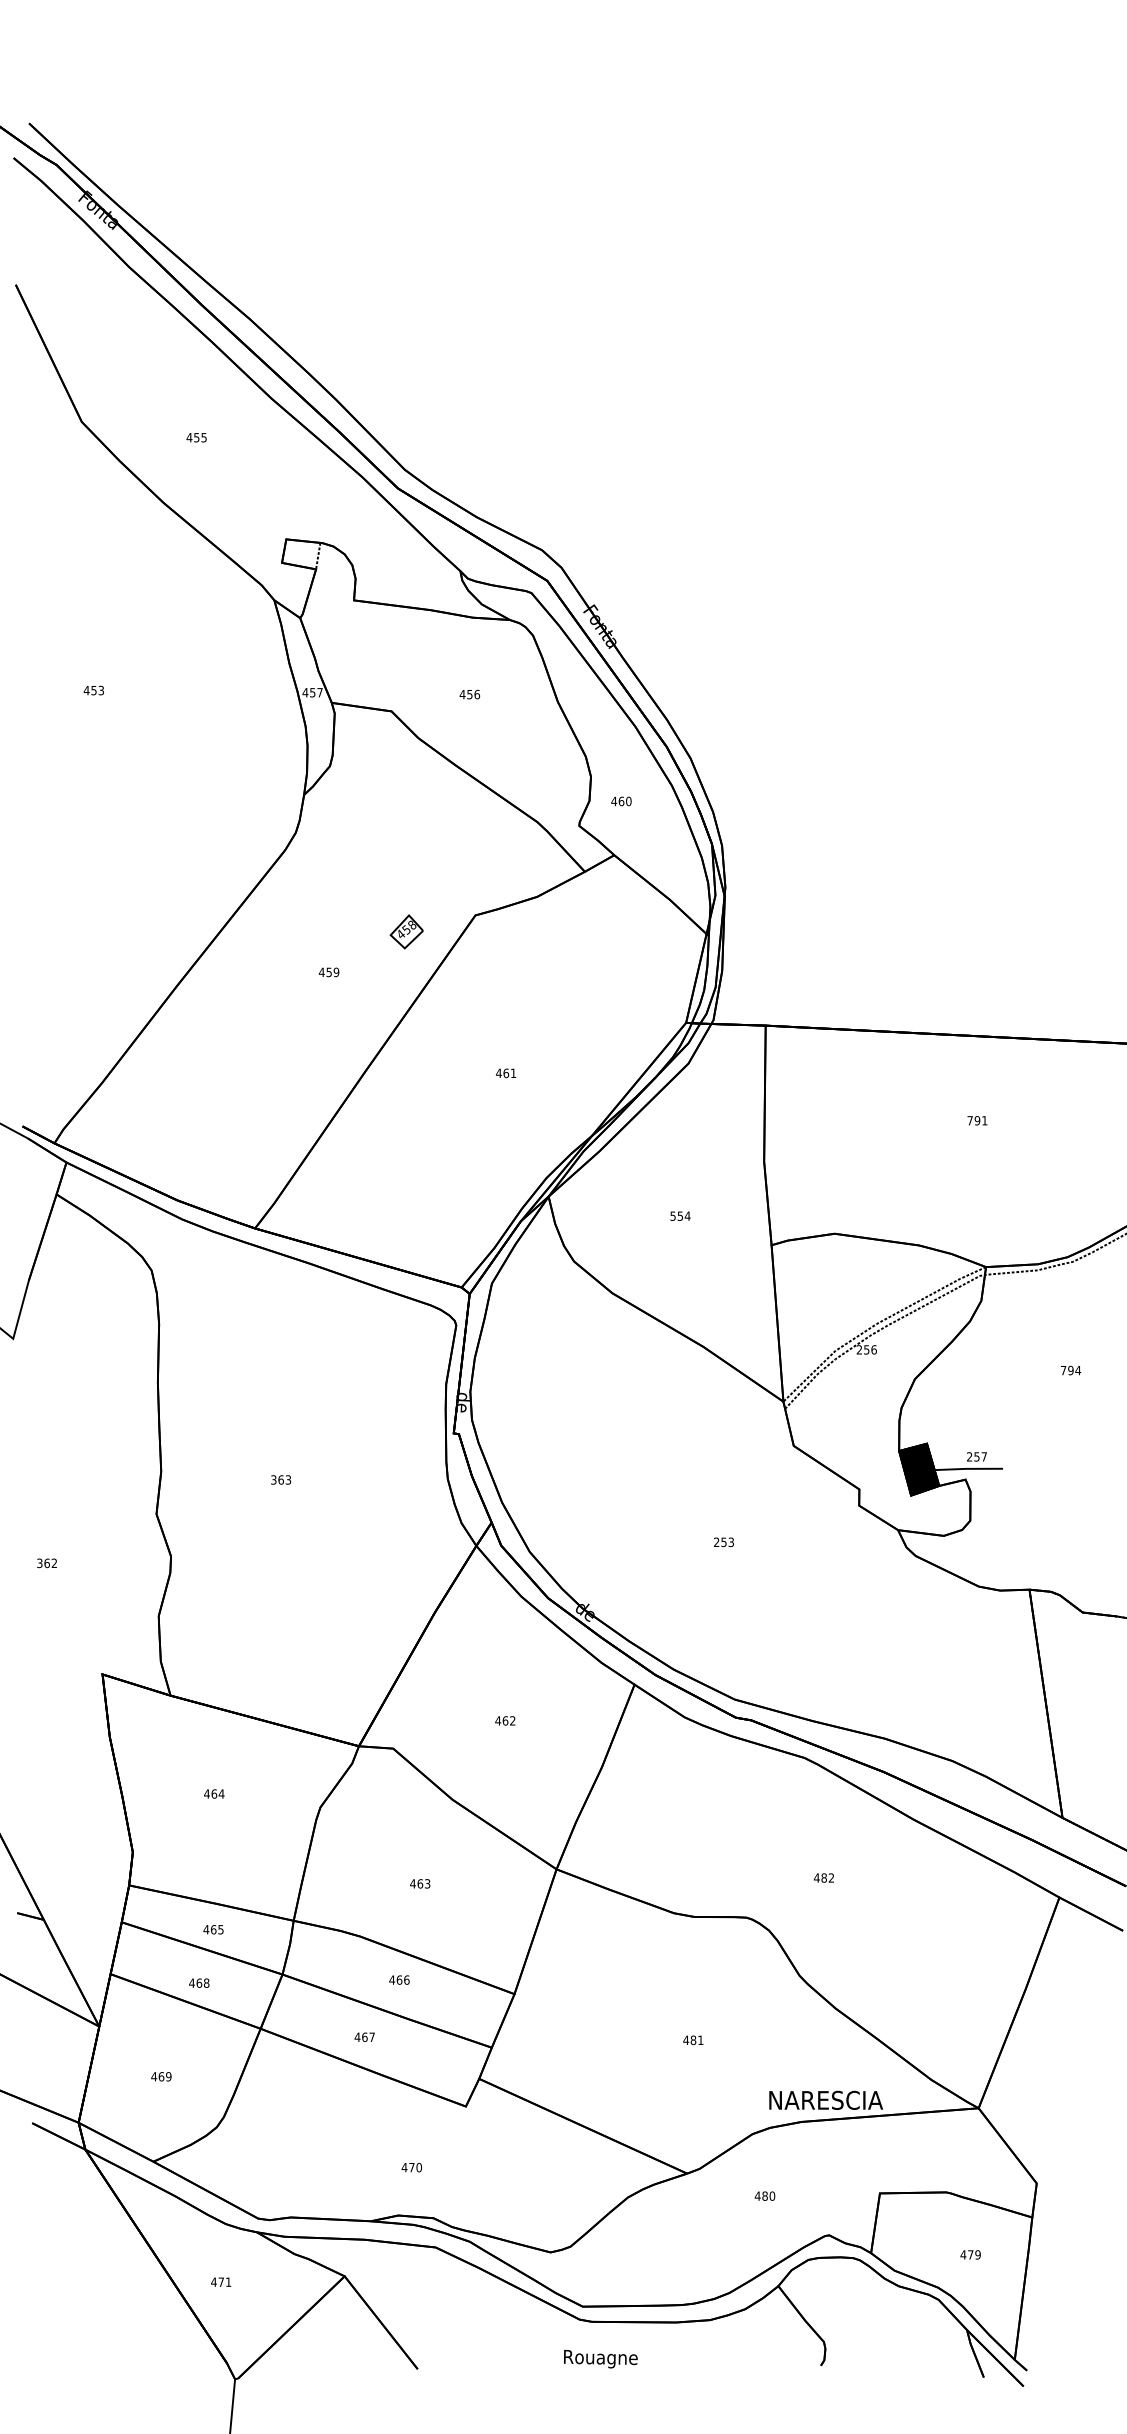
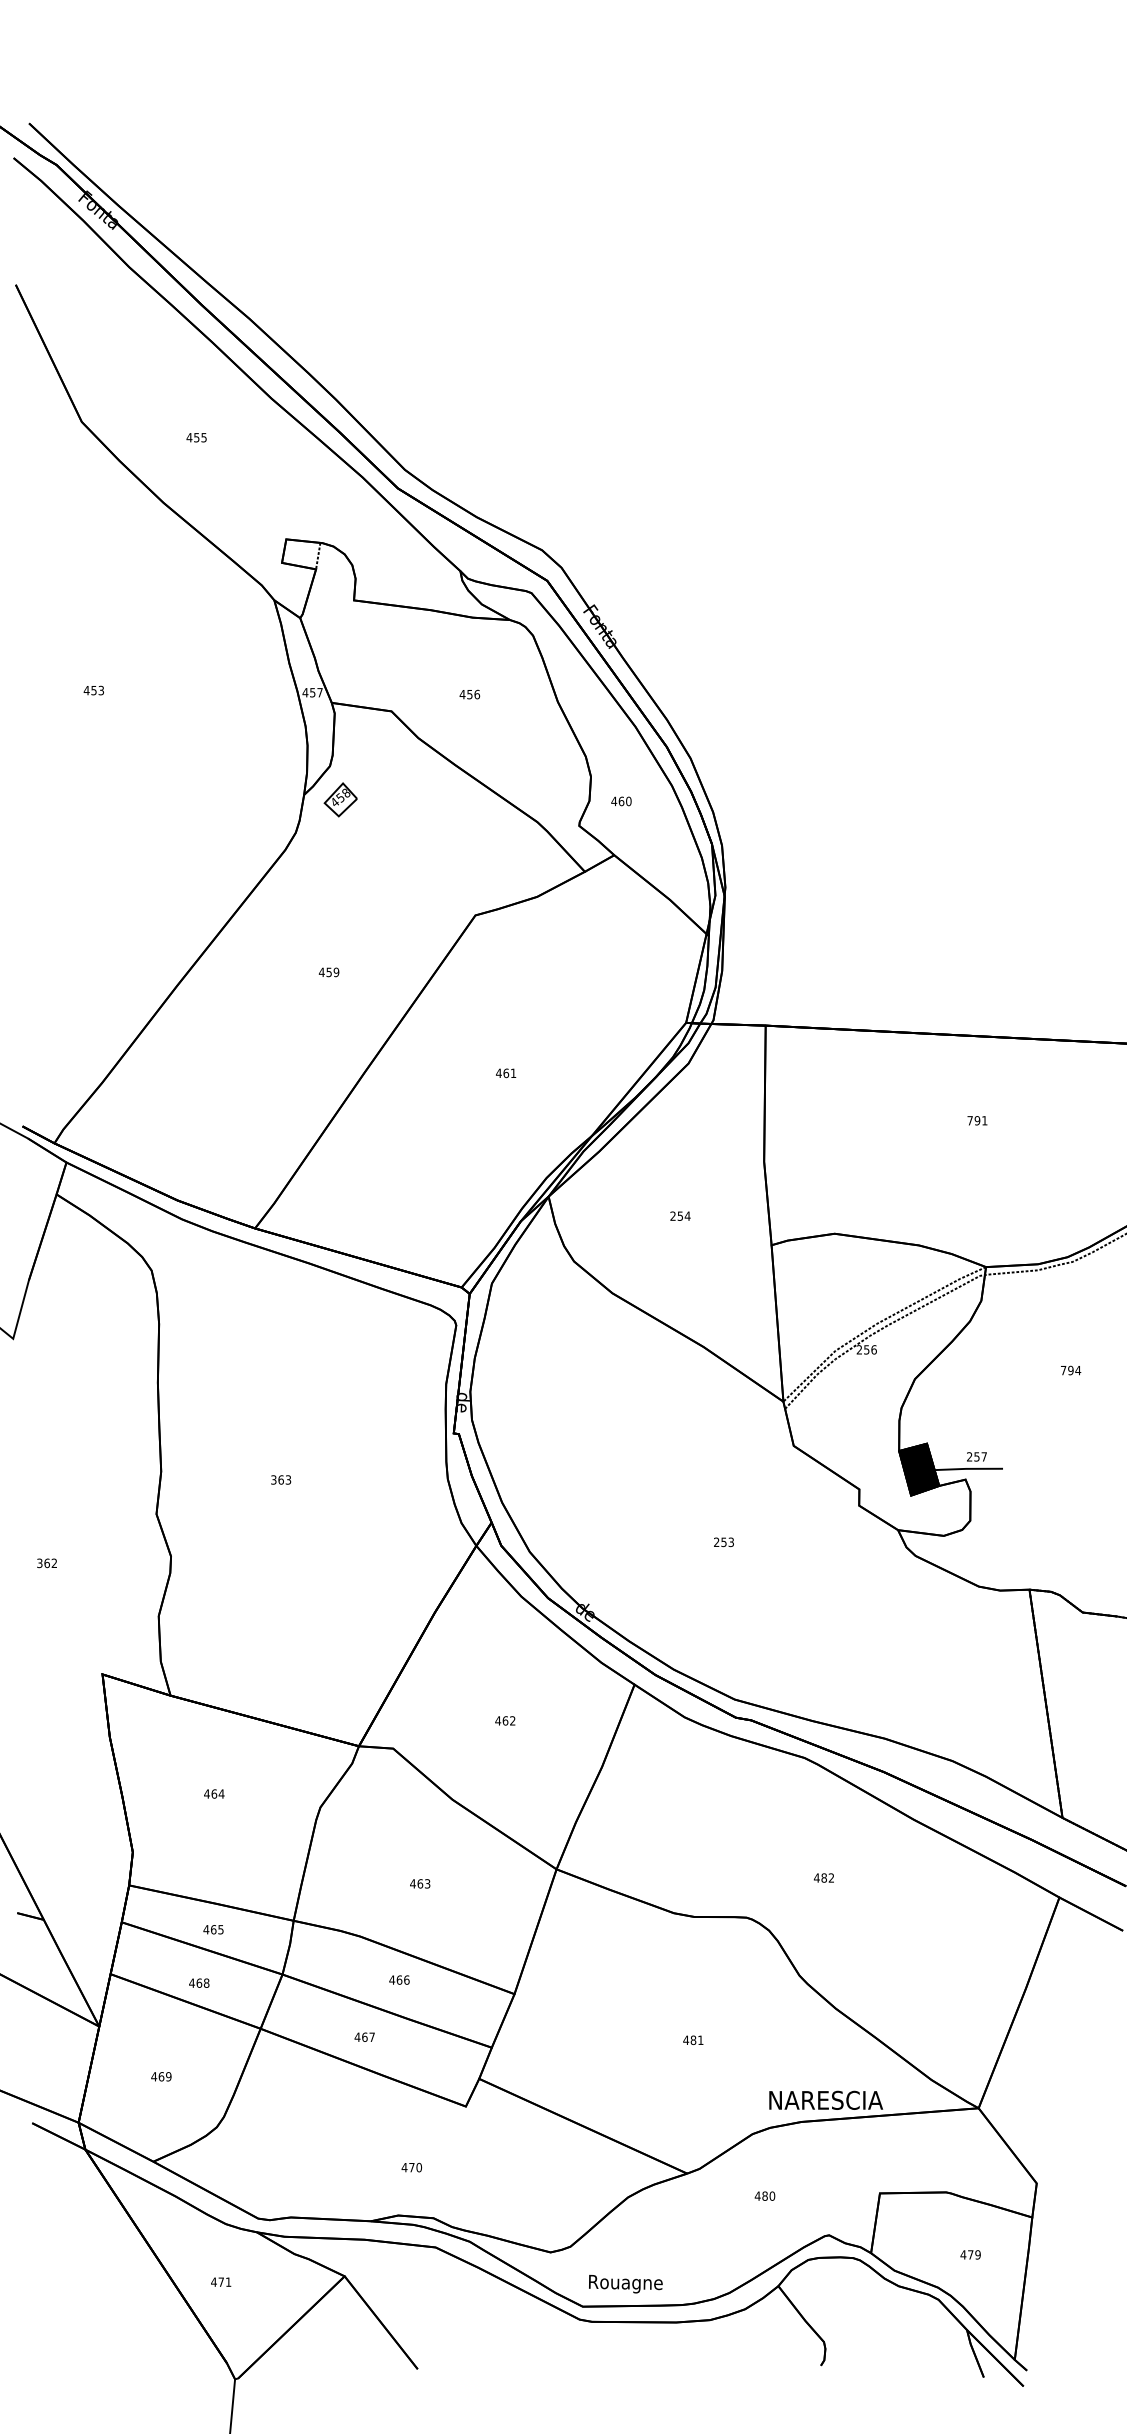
part position: (406, 931) -> (340, 799) (340, 799)
text: 554 -> 254 (672, 1215)
text position: (600, 2359) -> (625, 2284) (625, 2284)
